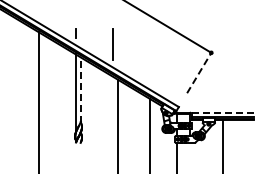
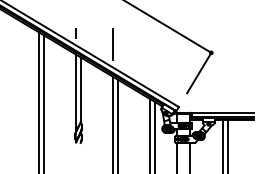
line: dashed -> solid (199, 72)
line: dashed -> solid (81, 89)
line: none -> present (44, 102)
line: dashed -> solid (222, 112)
line: none -> present (112, 123)
line: none -> present (154, 135)
line: none -> present (227, 145)
line: none -> present (189, 156)
